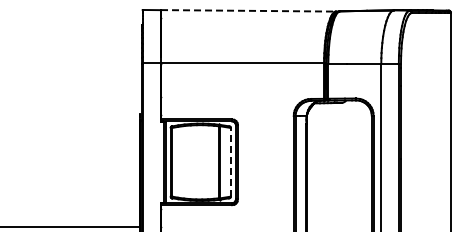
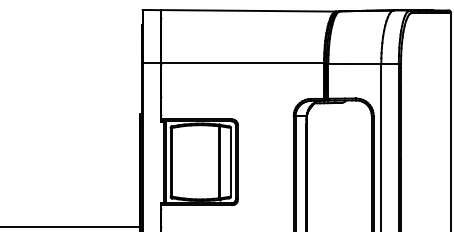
line: dashed -> solid (248, 10)
line: dashed -> solid (230, 161)
